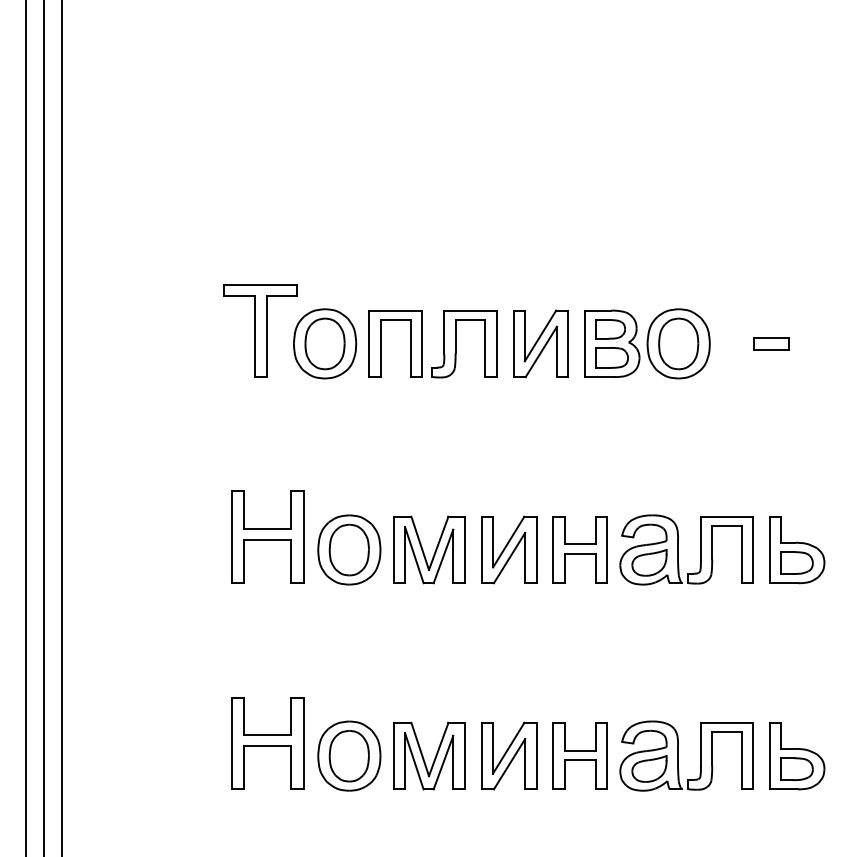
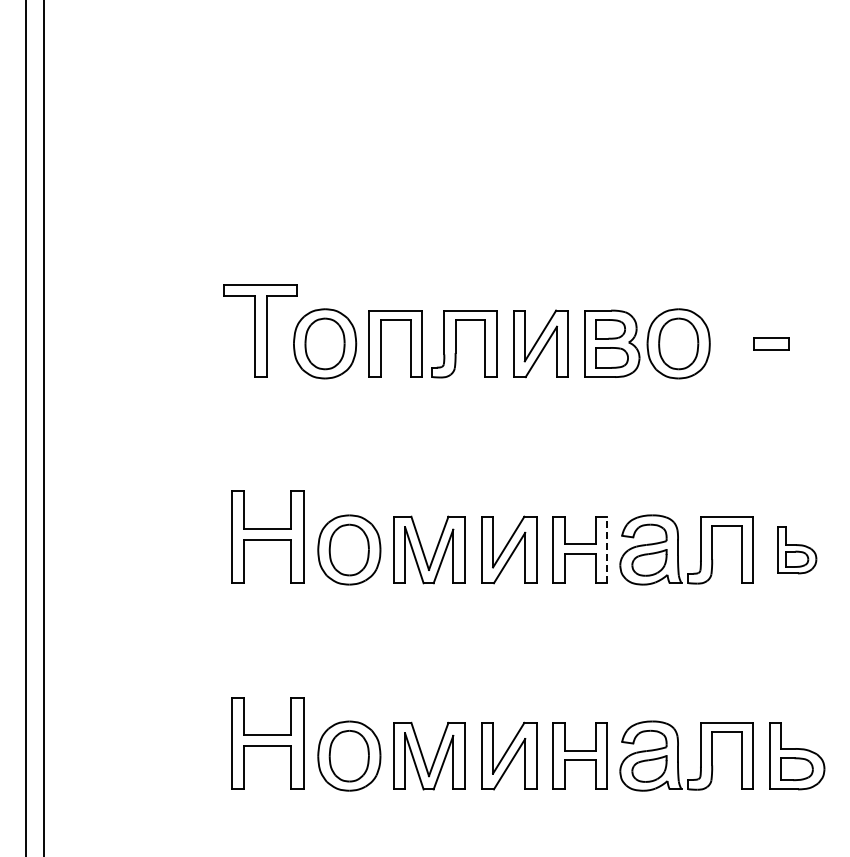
line: present -> none (61, 427)
line: solid -> dashed (607, 549)
part size: 57x69 px -> 41x49 px (797, 550)
